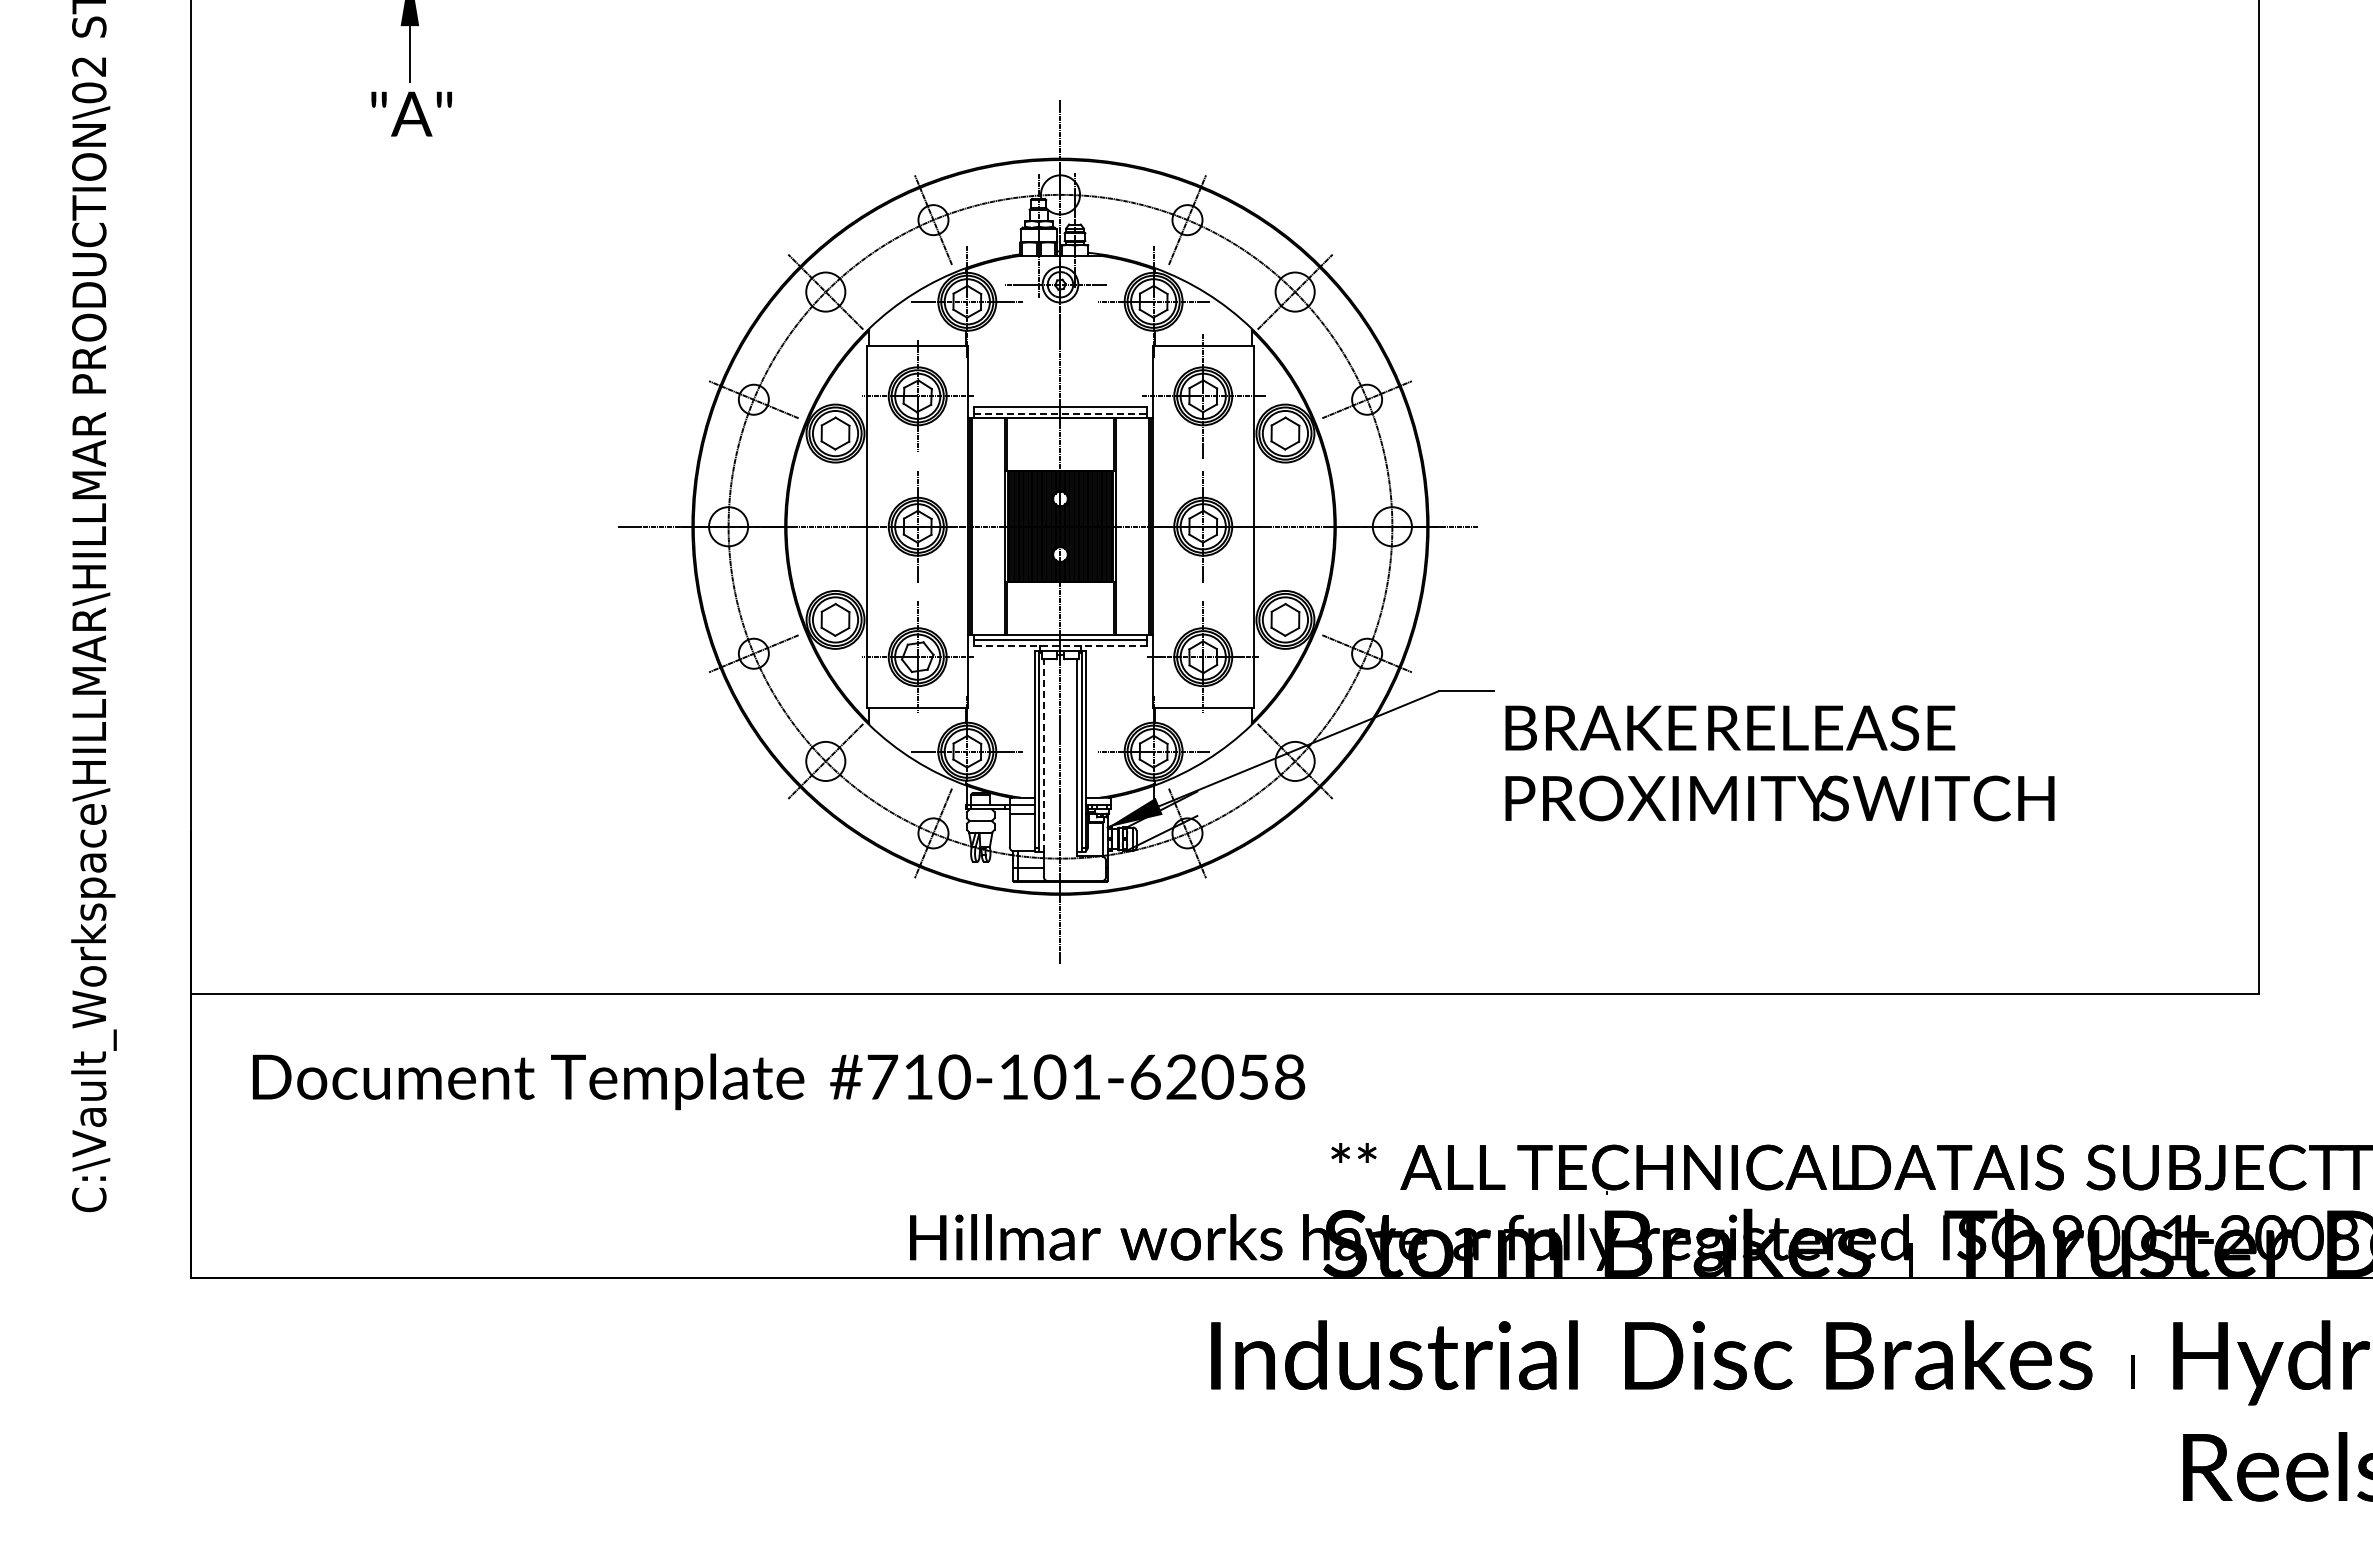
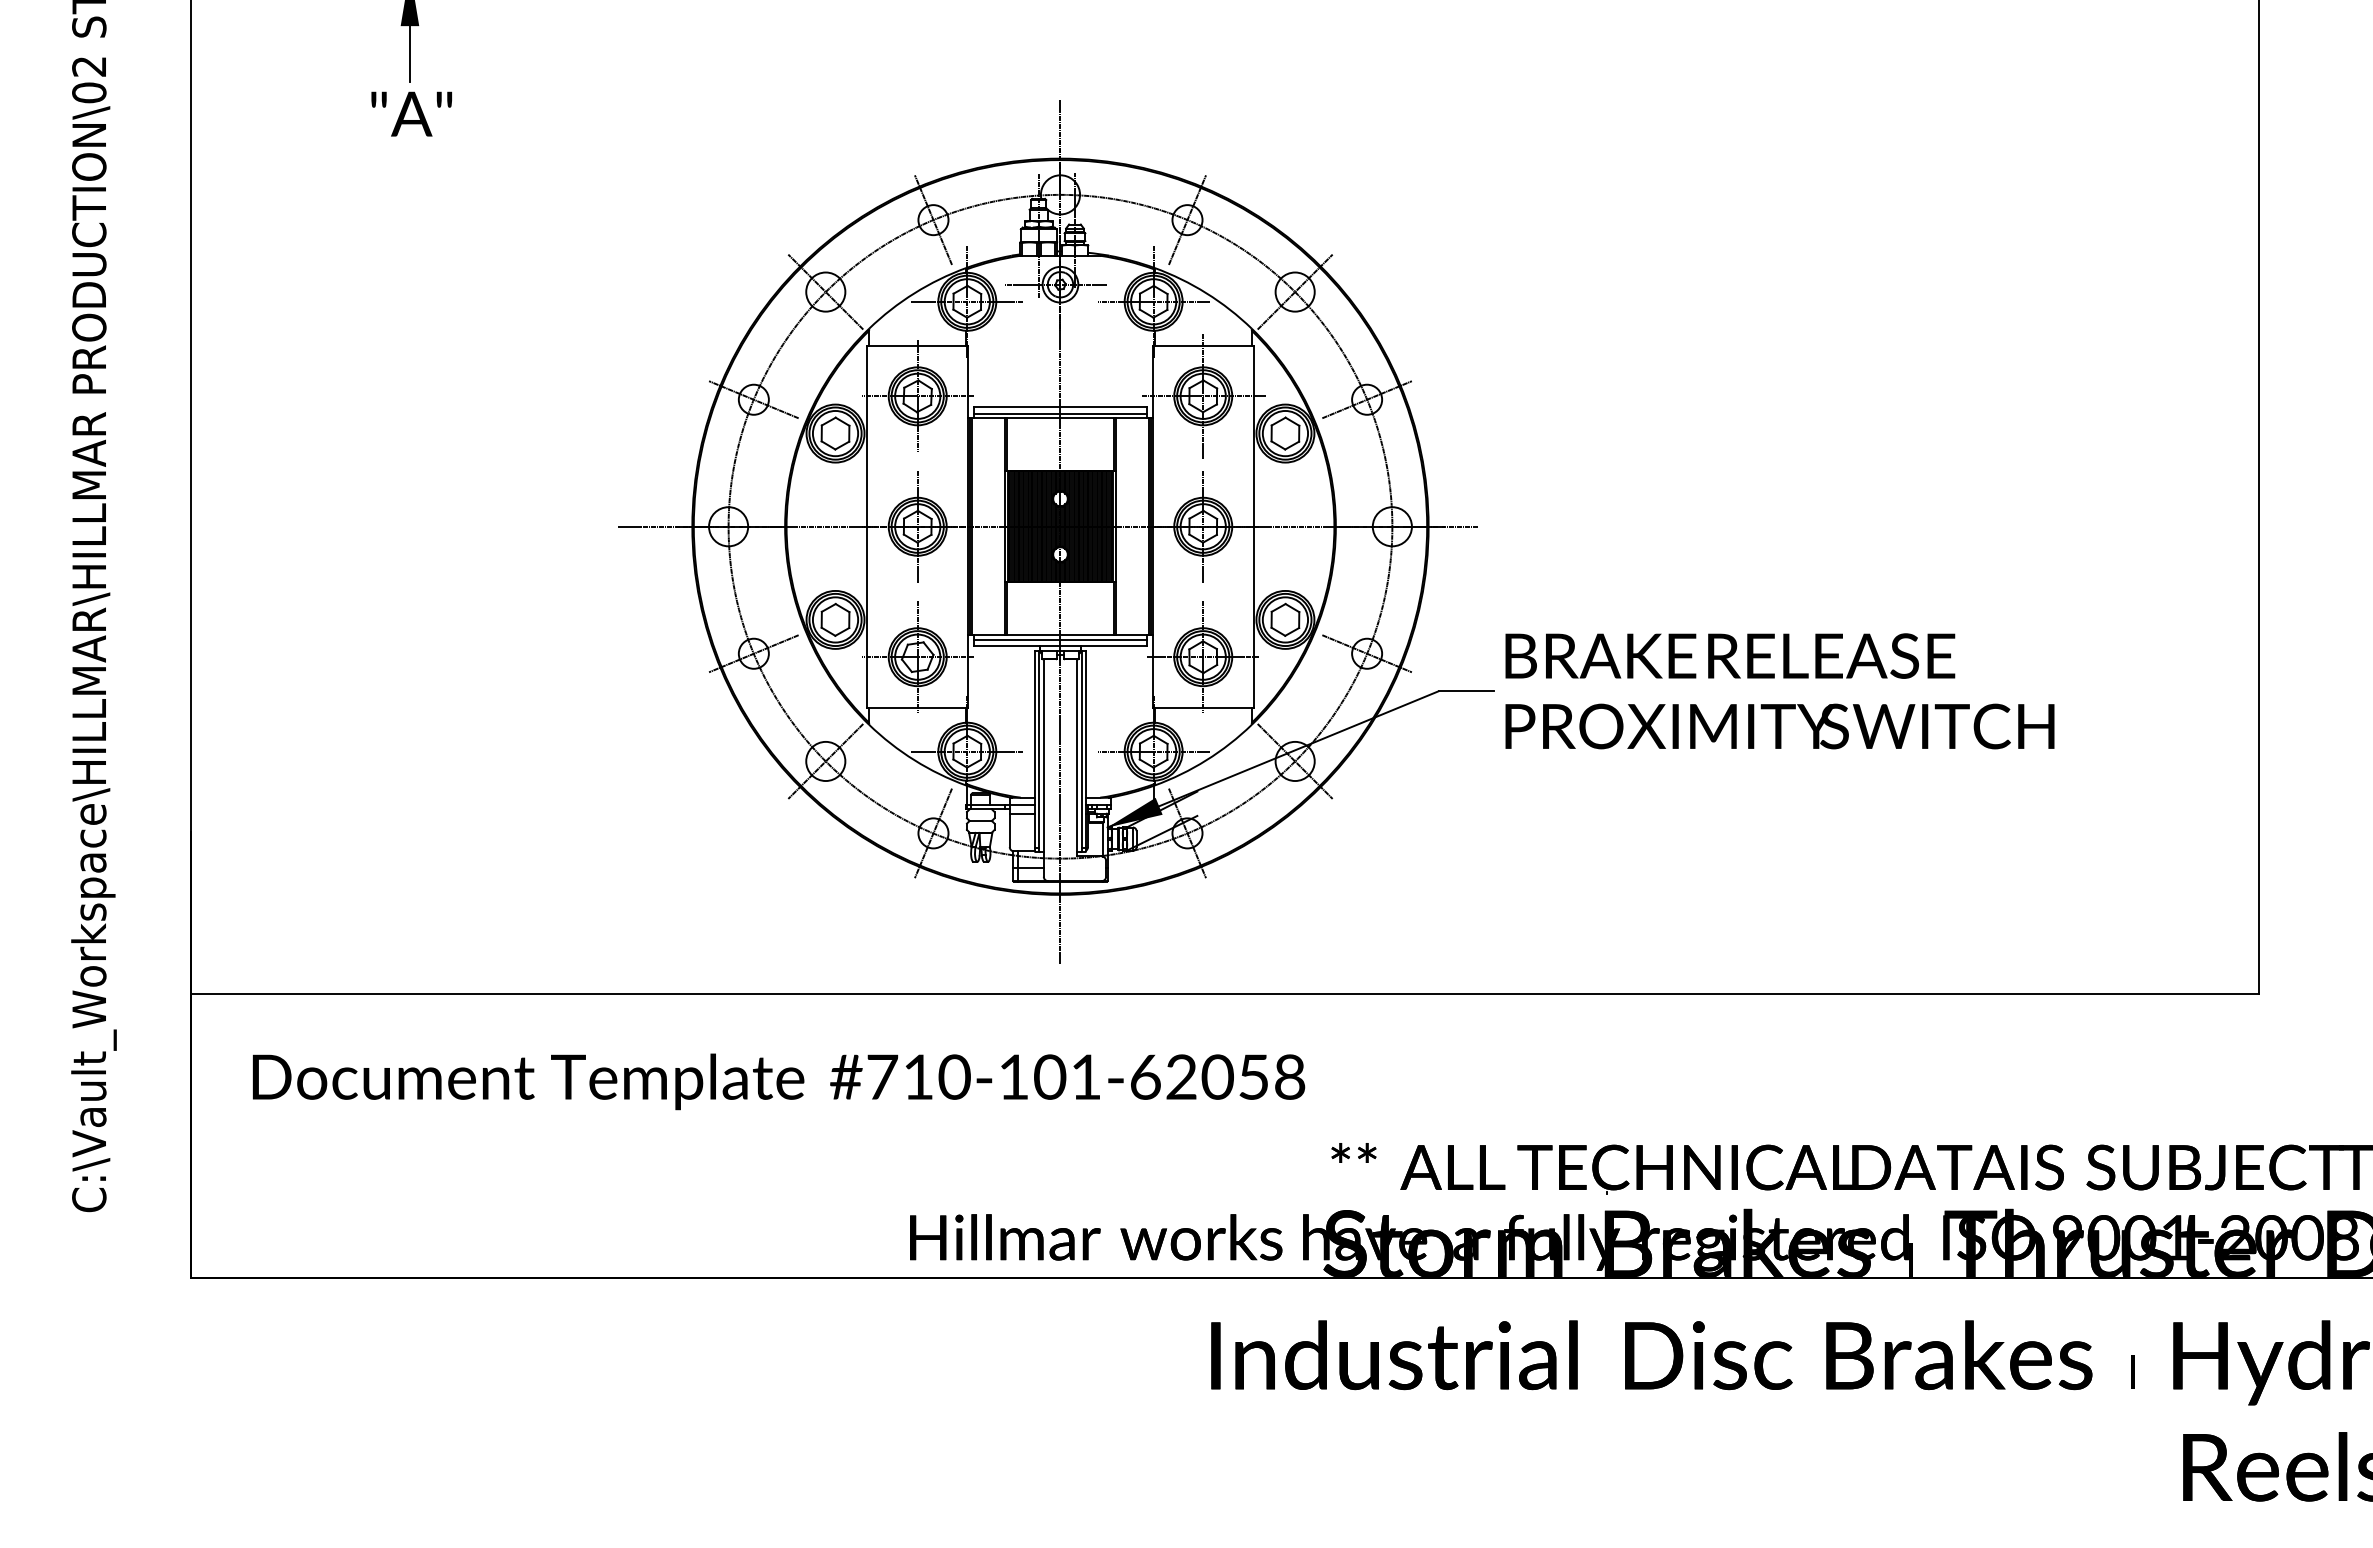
line: dashed -> solid (1060, 413)
line: dashed -> solid (1060, 646)
line: dashed -> solid (1043, 755)
text position: (1779, 763) -> (1779, 691) (1779, 691)
